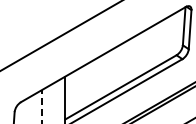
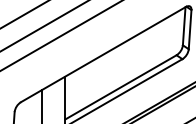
line: none -> present (24, 14)
line: none -> present (43, 26)
line: dashed -> solid (41, 107)
